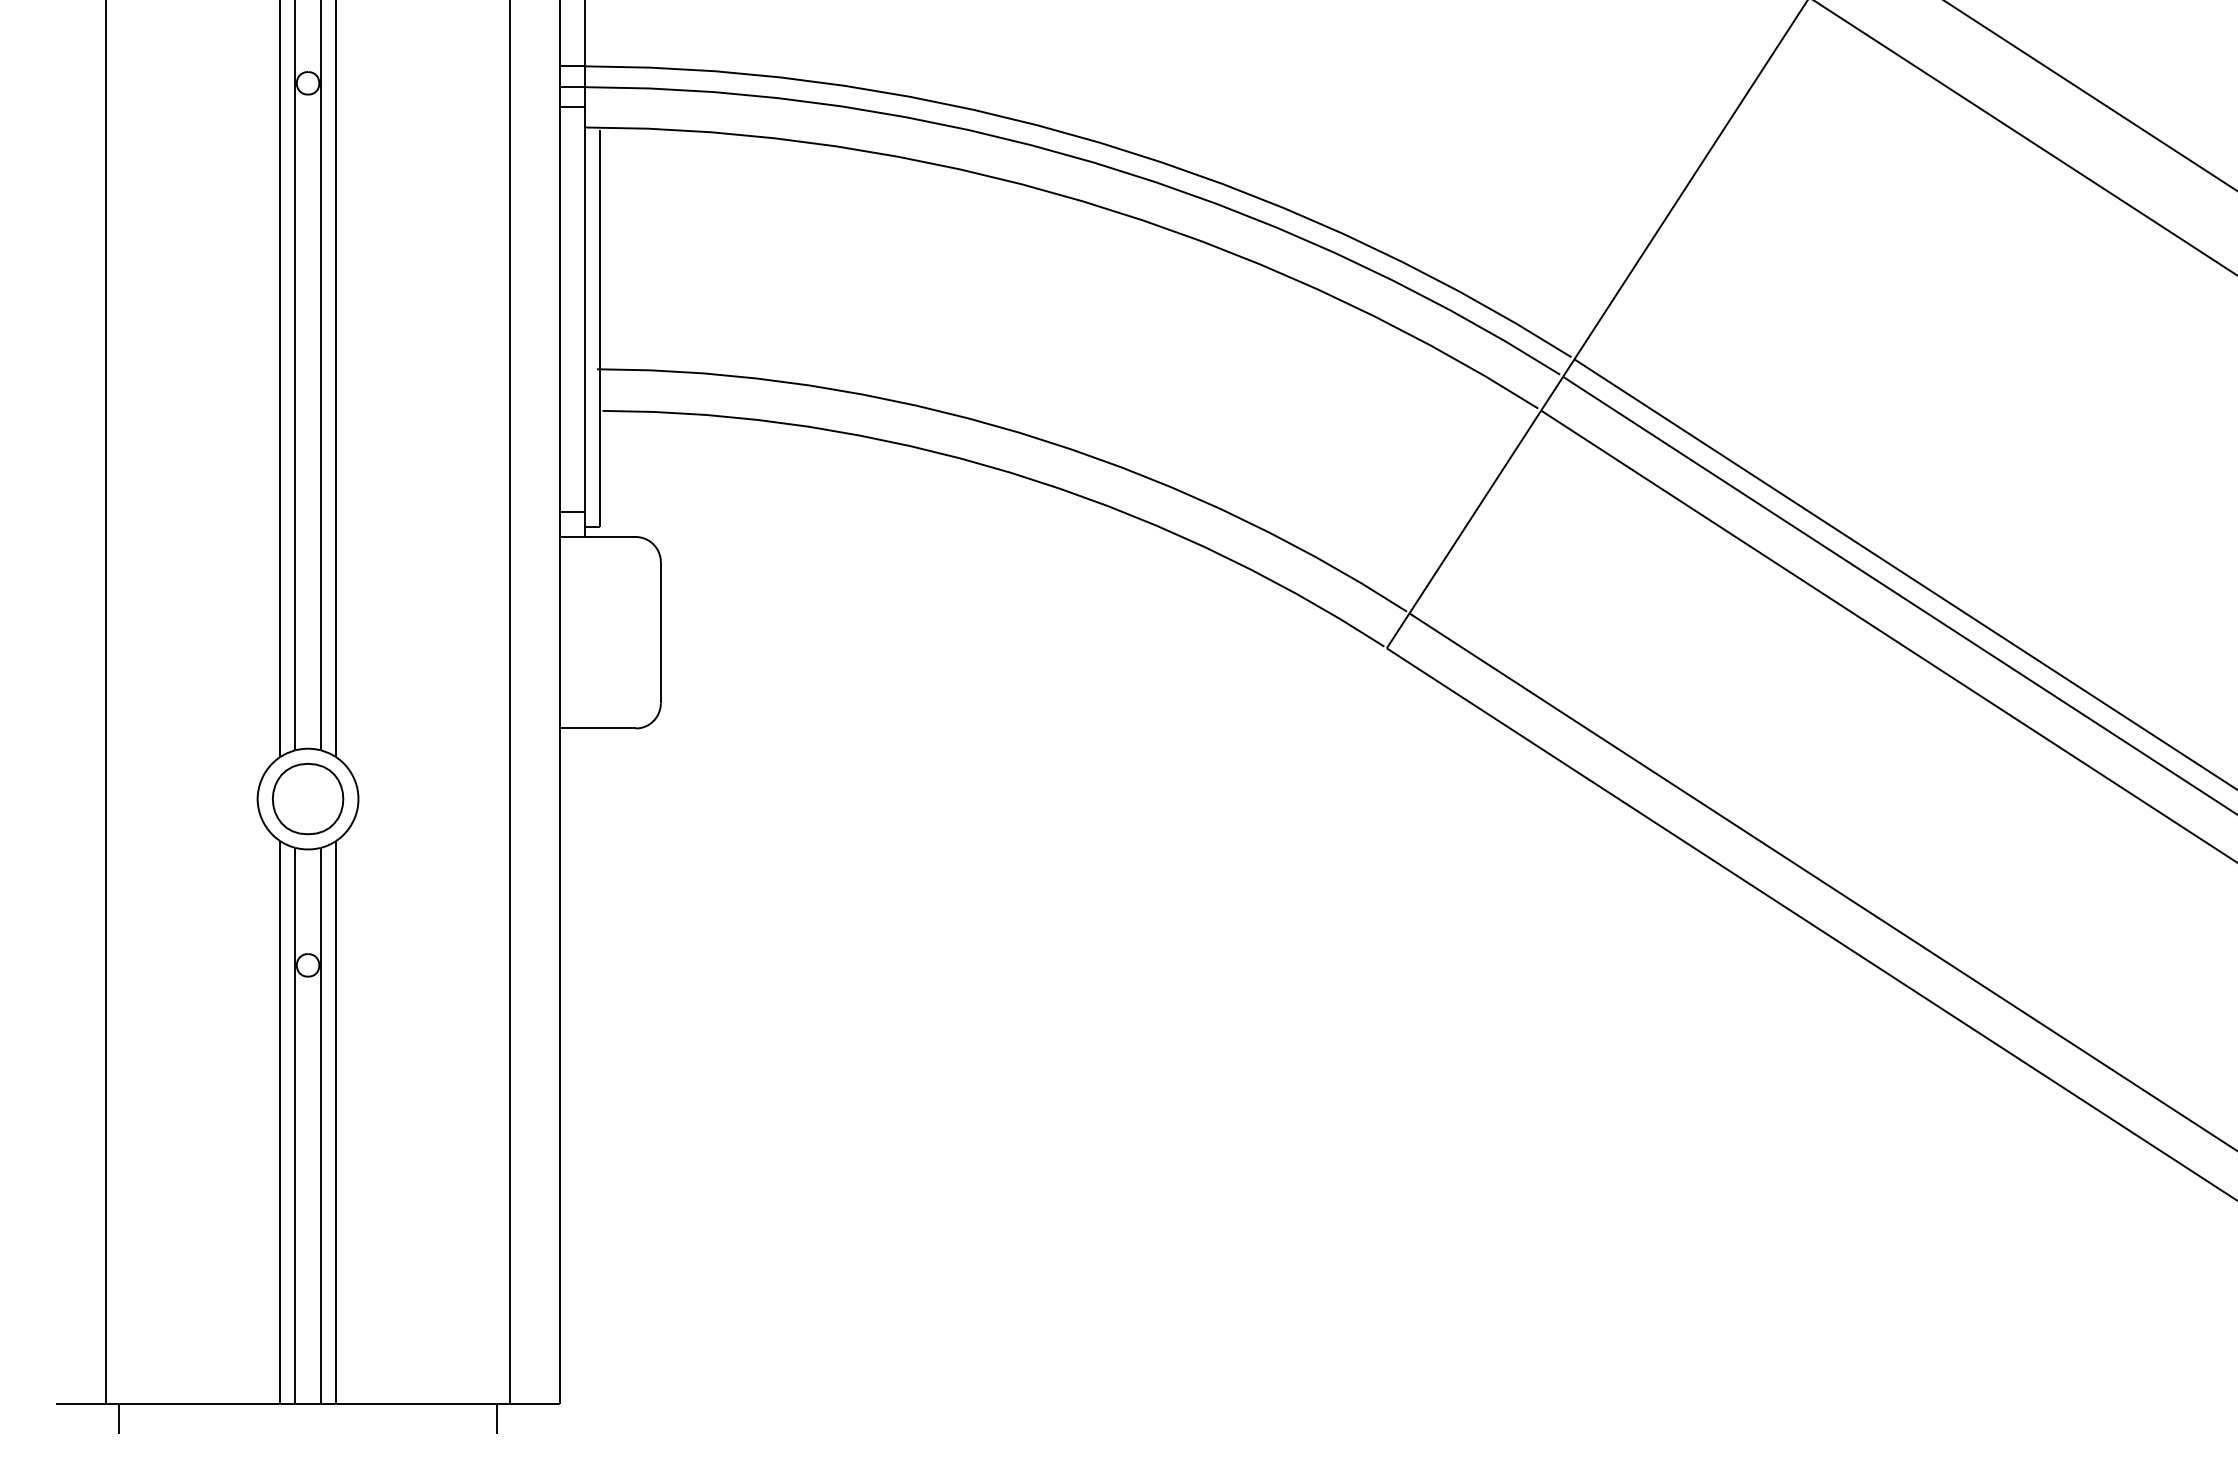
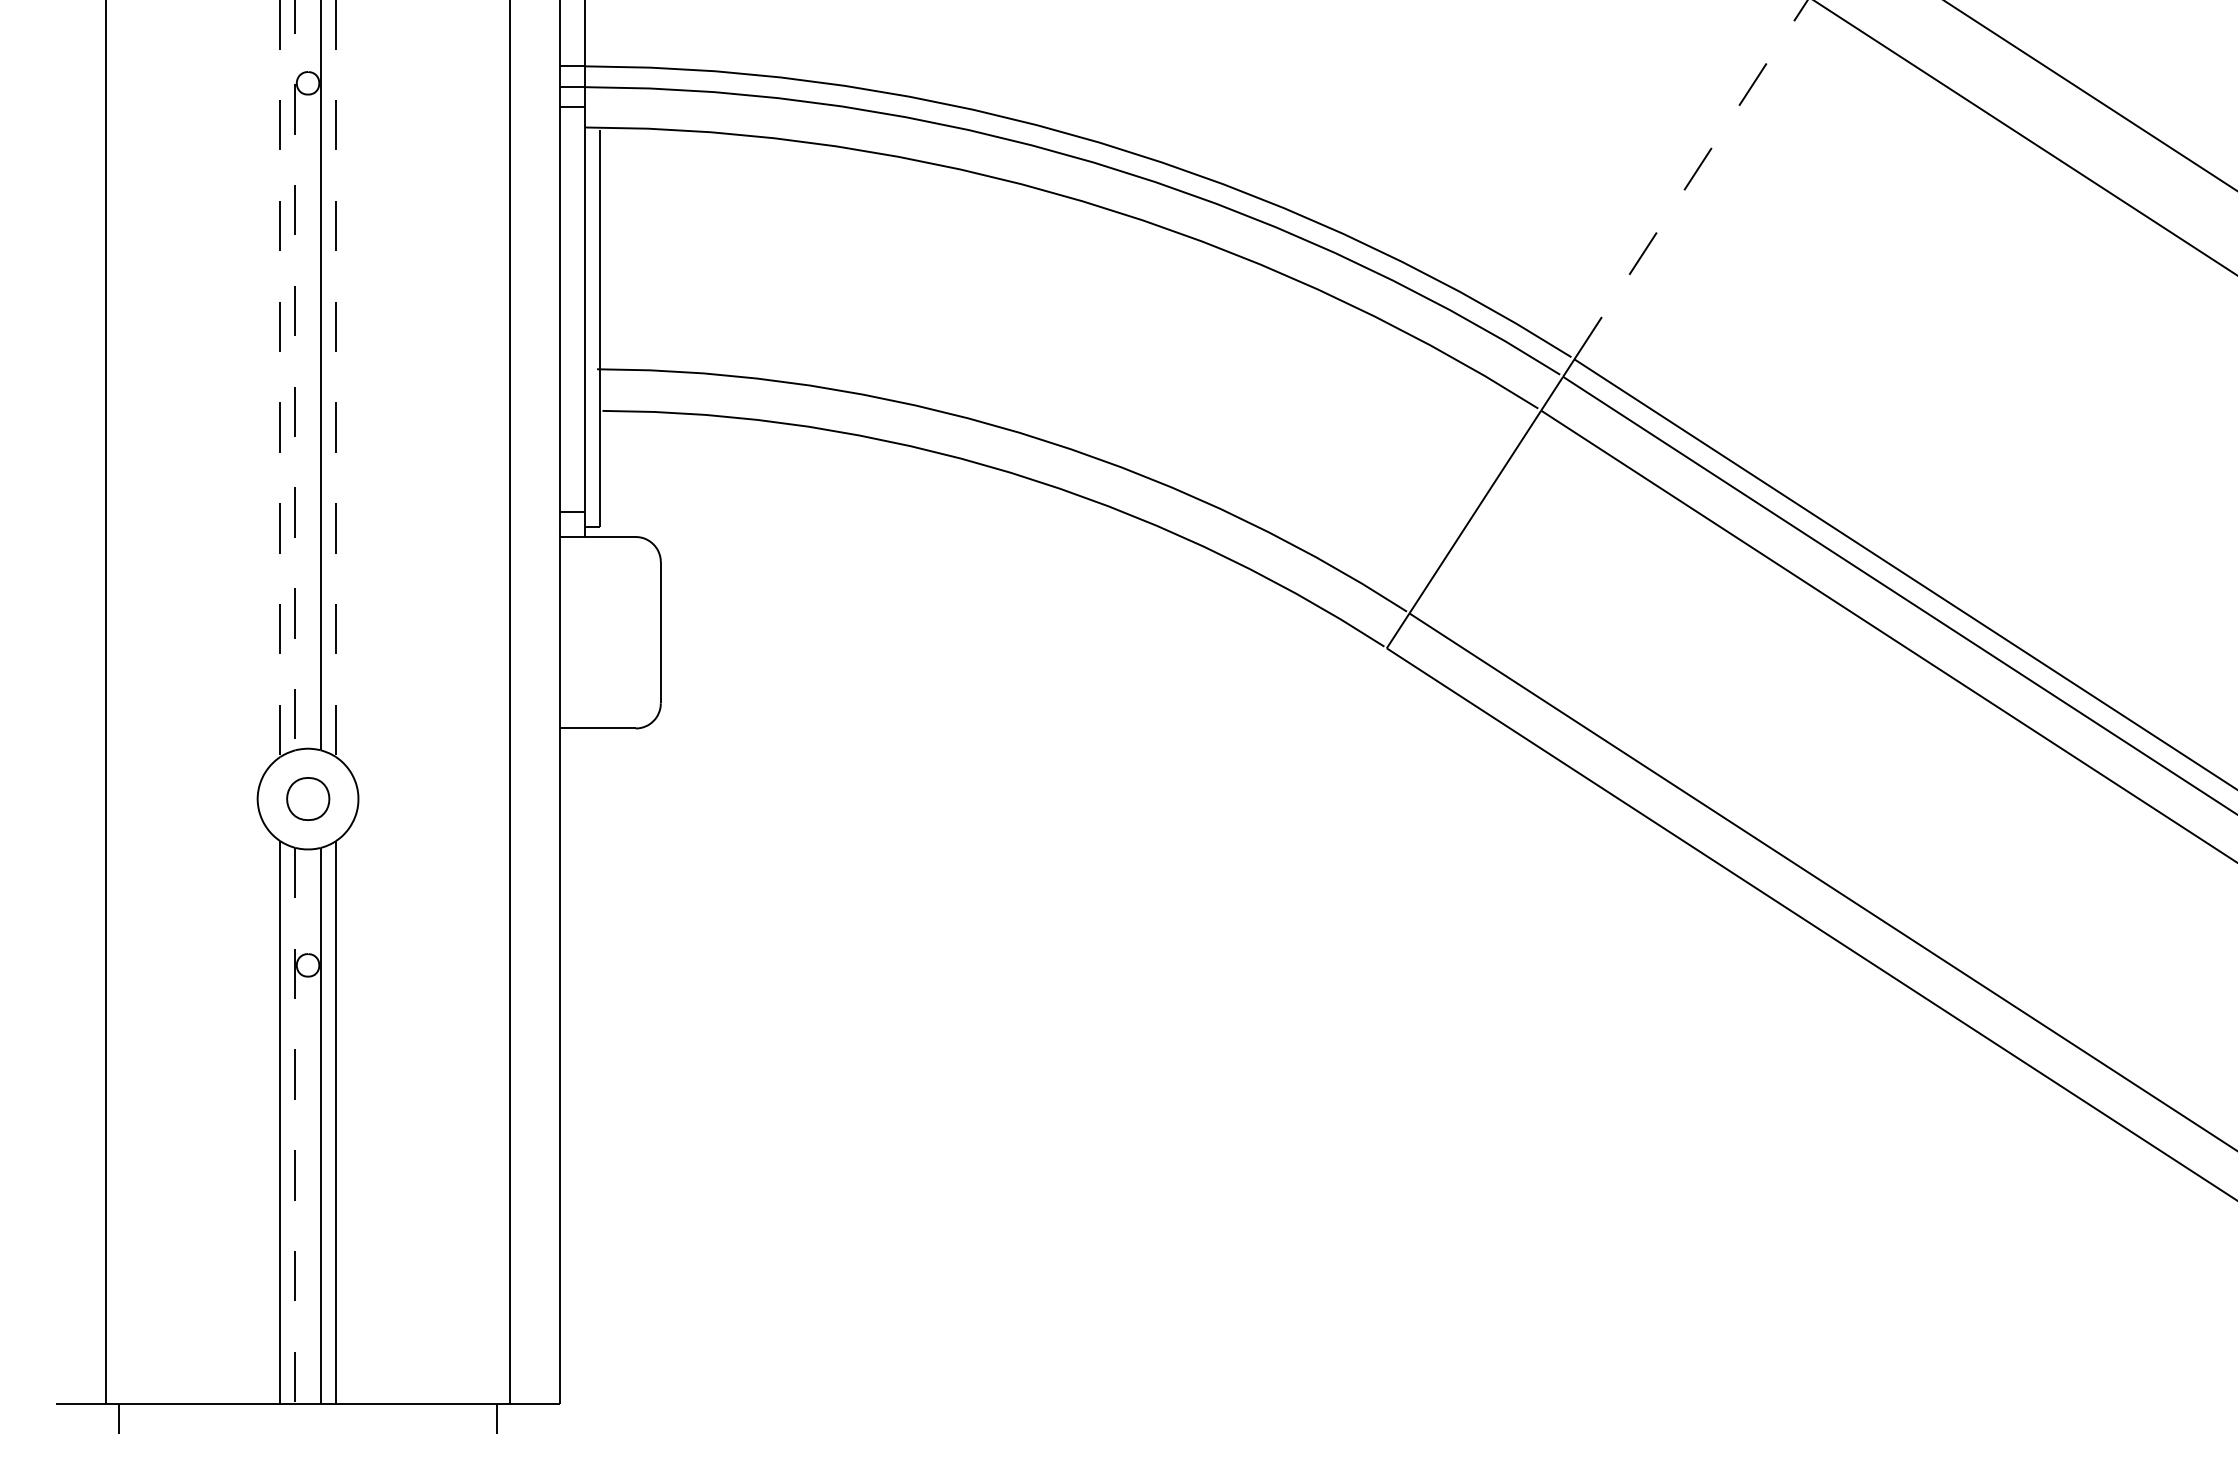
line: solid -> dashed (1691, 179)
line: solid -> dashed (295, 375)
line: solid -> dashed (280, 379)
line: solid -> dashed (335, 379)
part size: 73x74 px -> 45x44 px (308, 798)
line: solid -> dashed (295, 1126)
